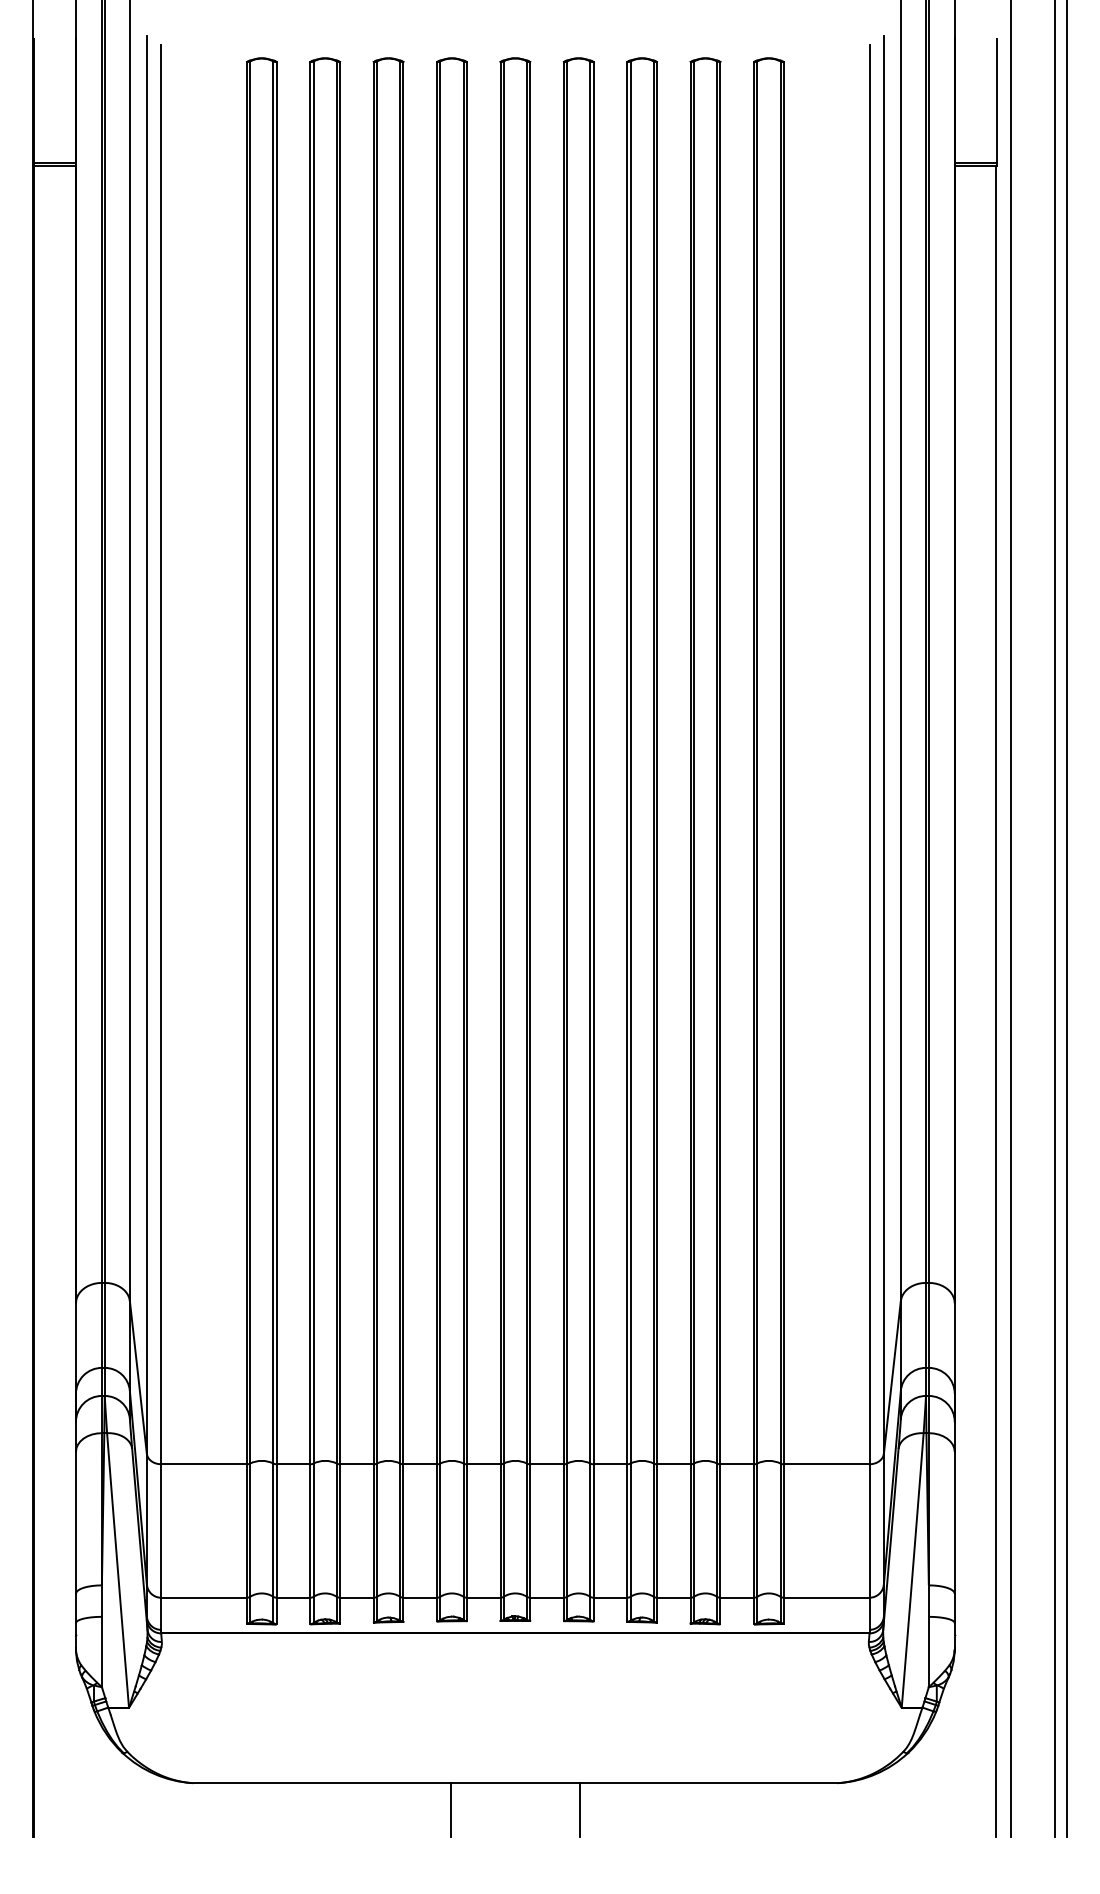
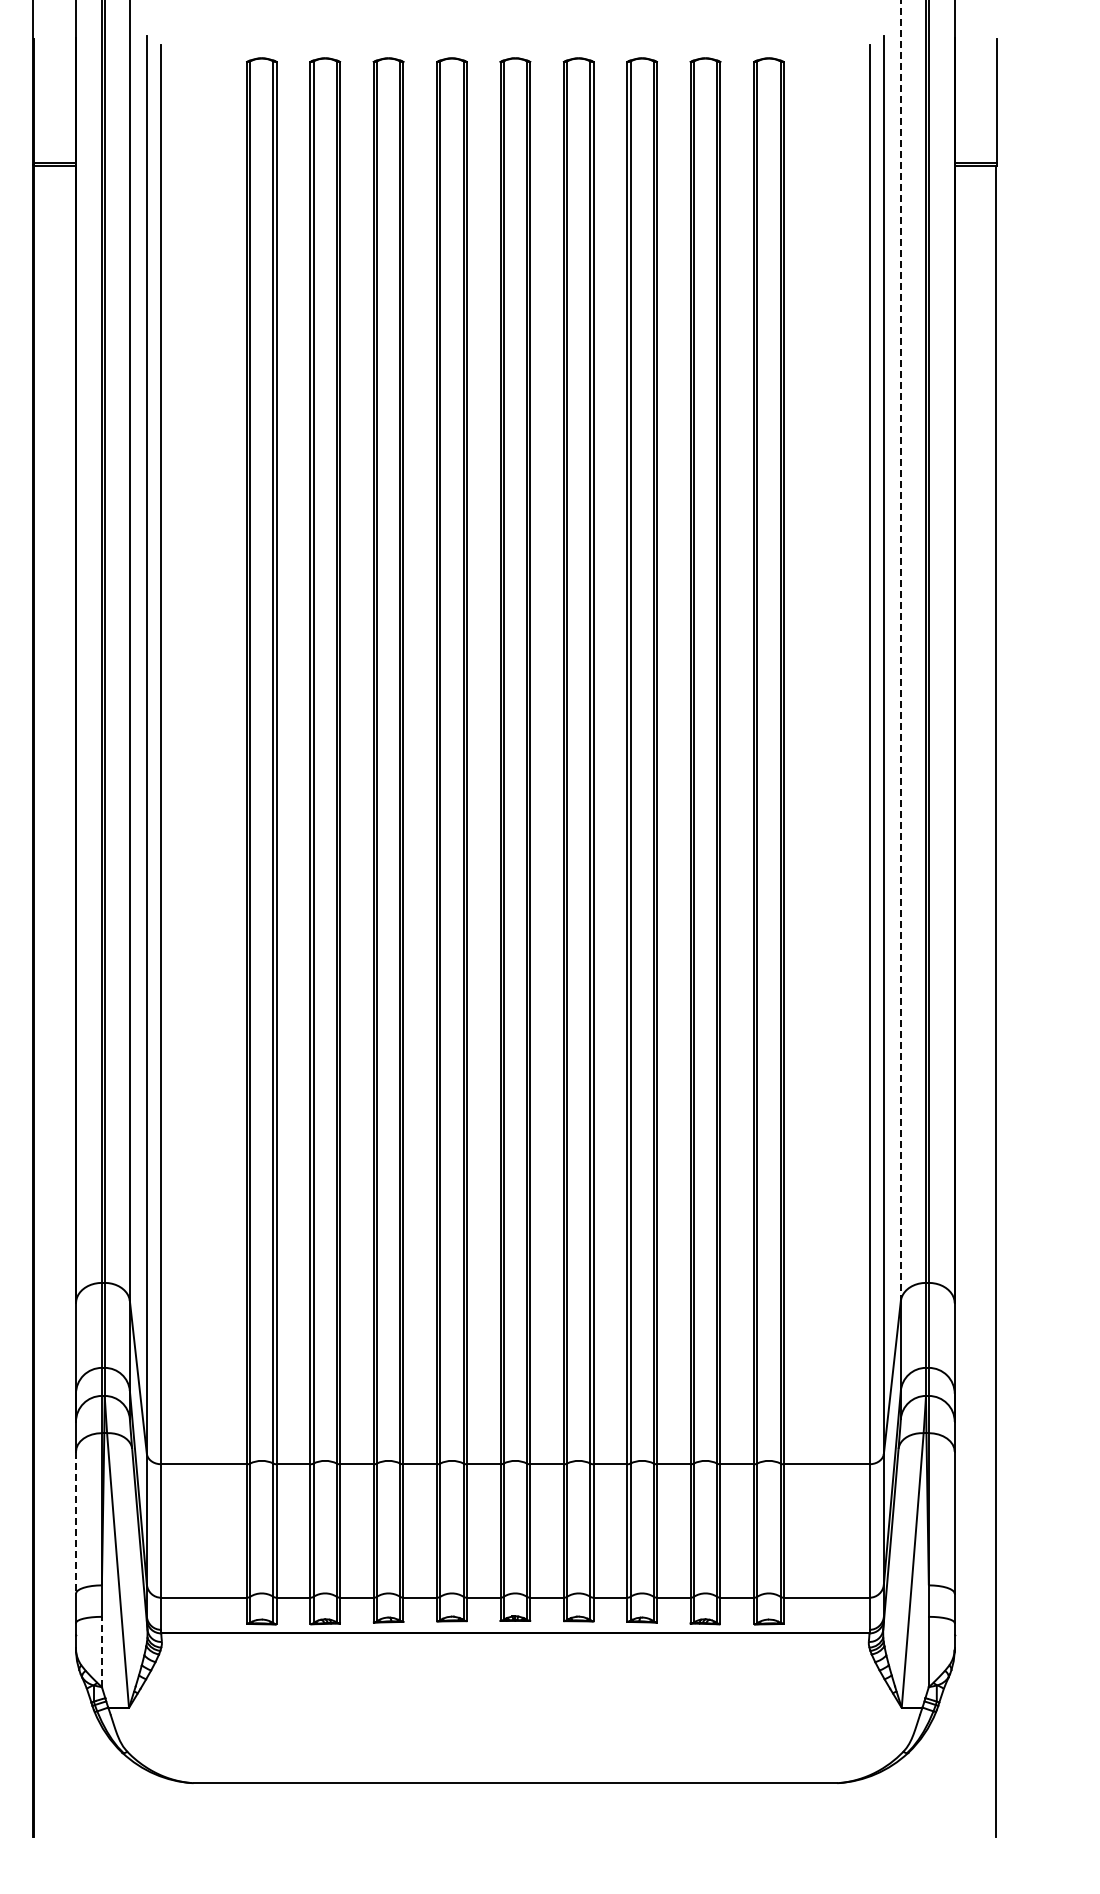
line: solid -> dashed (900, 651)
line: present -> none (1010, 919)
line: present -> none (1055, 919)
line: present -> none (1066, 919)
line: solid -> dashed (76, 1522)
line: solid -> dashed (101, 1651)
line: present -> none (450, 1810)
line: present -> none (580, 1810)
